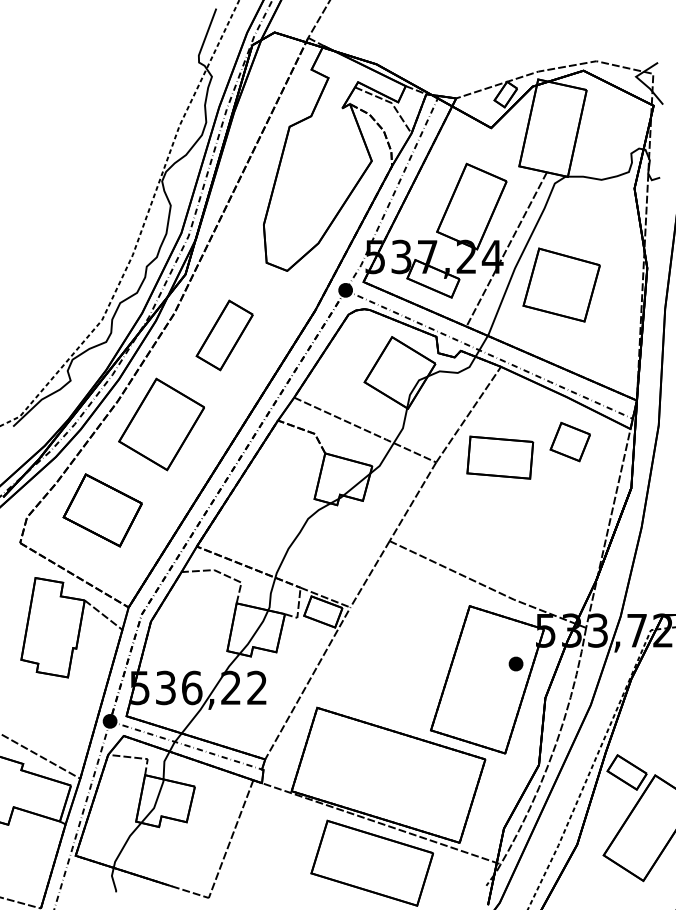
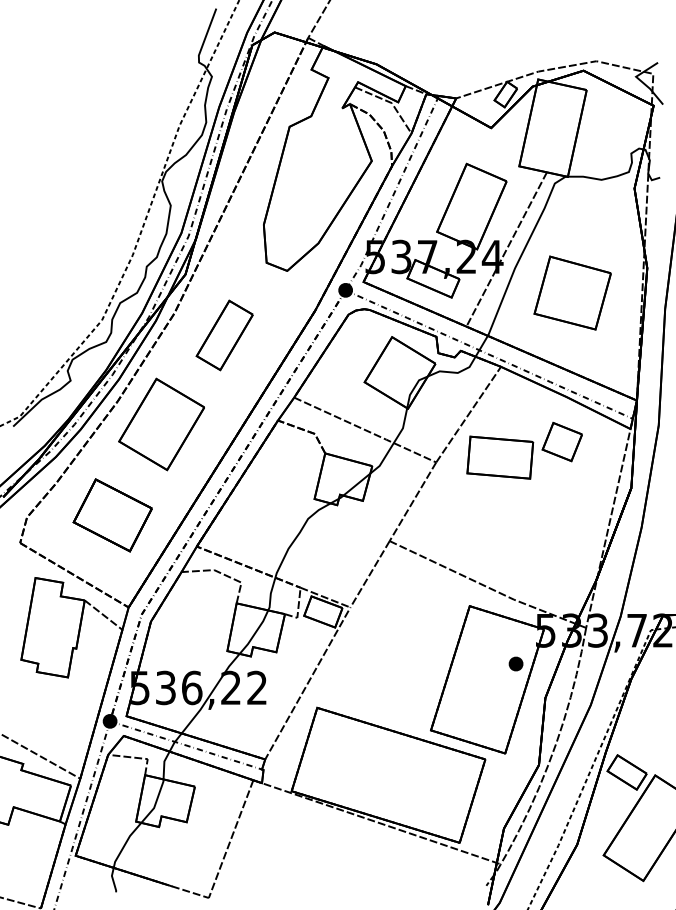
part position: (561, 284) -> (572, 292) (572, 292)
part position: (569, 442) -> (561, 442) (561, 442)
part position: (102, 510) -> (112, 515) (112, 515)
part: present -> none (371, 862)
